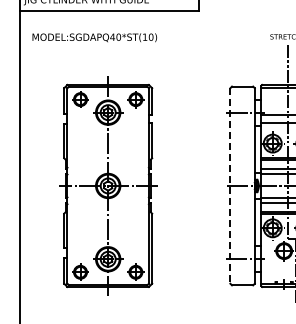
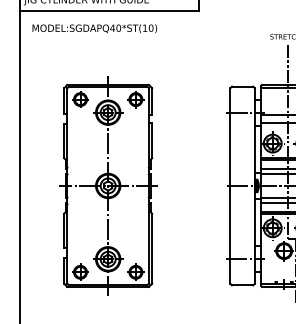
text position: (94, 37) -> (94, 28) (94, 28)
line: dashed -> solid (230, 185)
